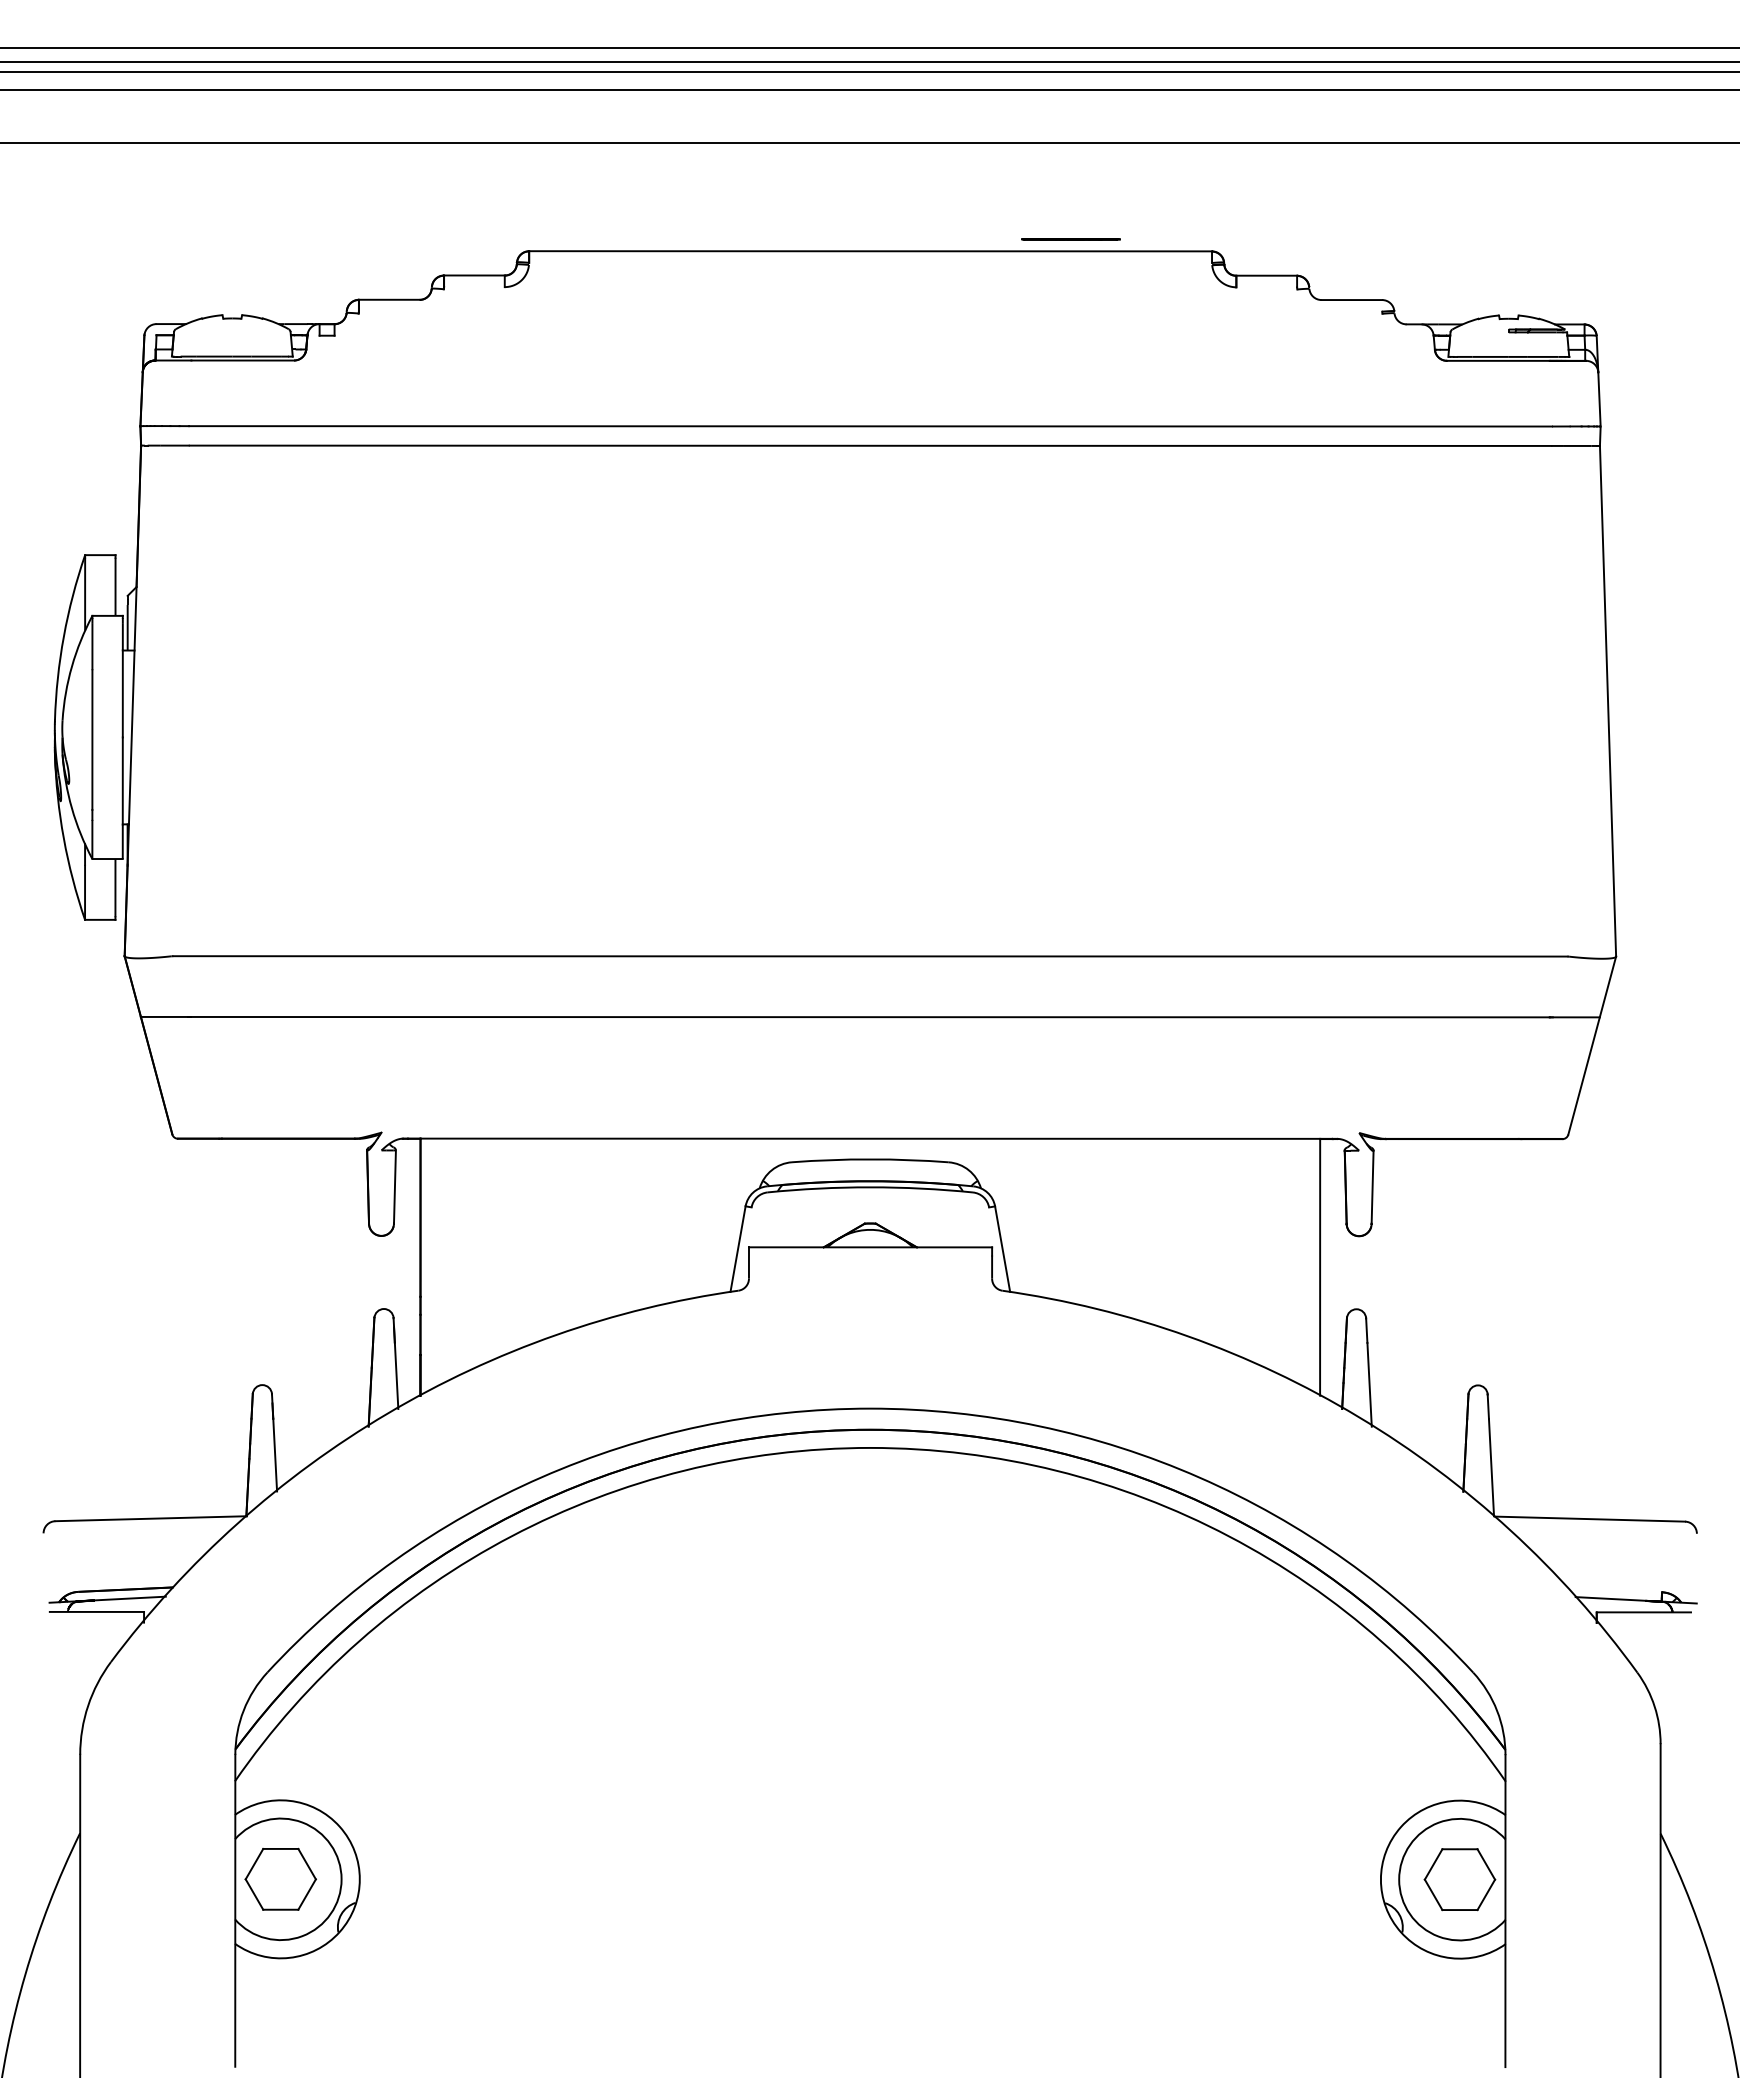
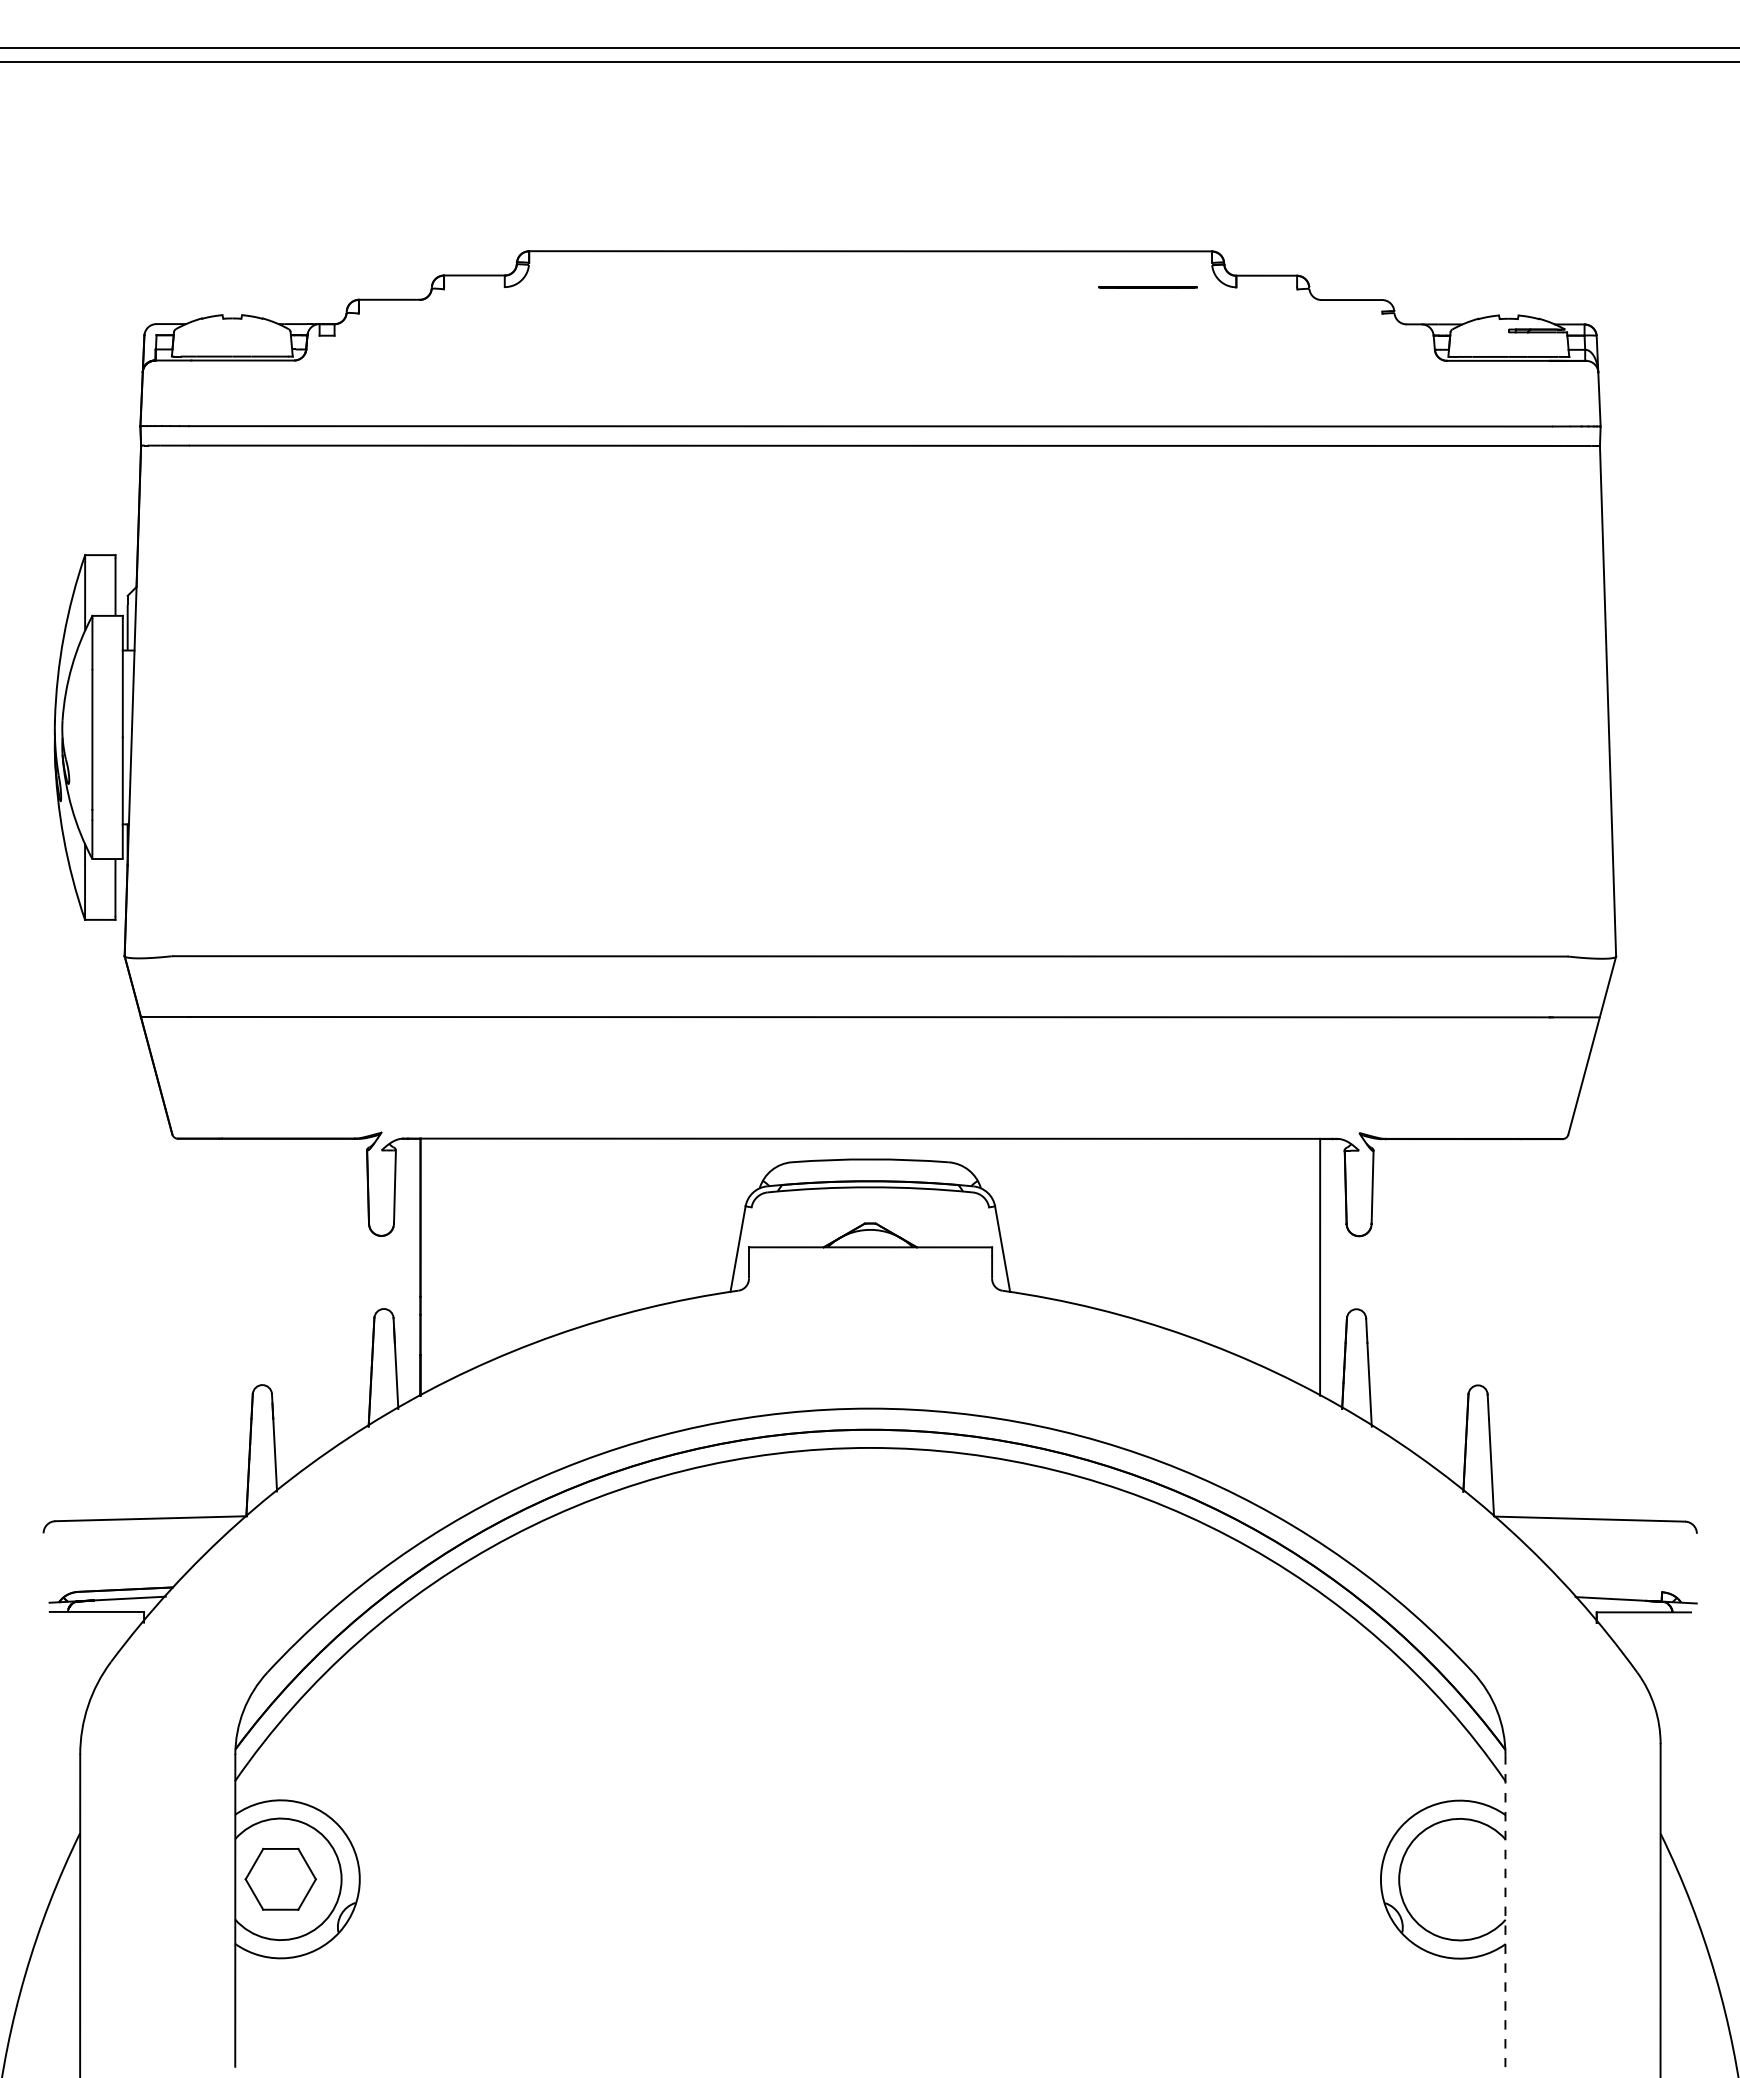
line: present -> none (869, 71)
line: present -> none (869, 90)
line: present -> none (869, 143)
line position: (1070, 239) -> (1147, 287) (1147, 287)
part: present -> none (1459, 1879)
line: solid -> dashed (1505, 1911)
